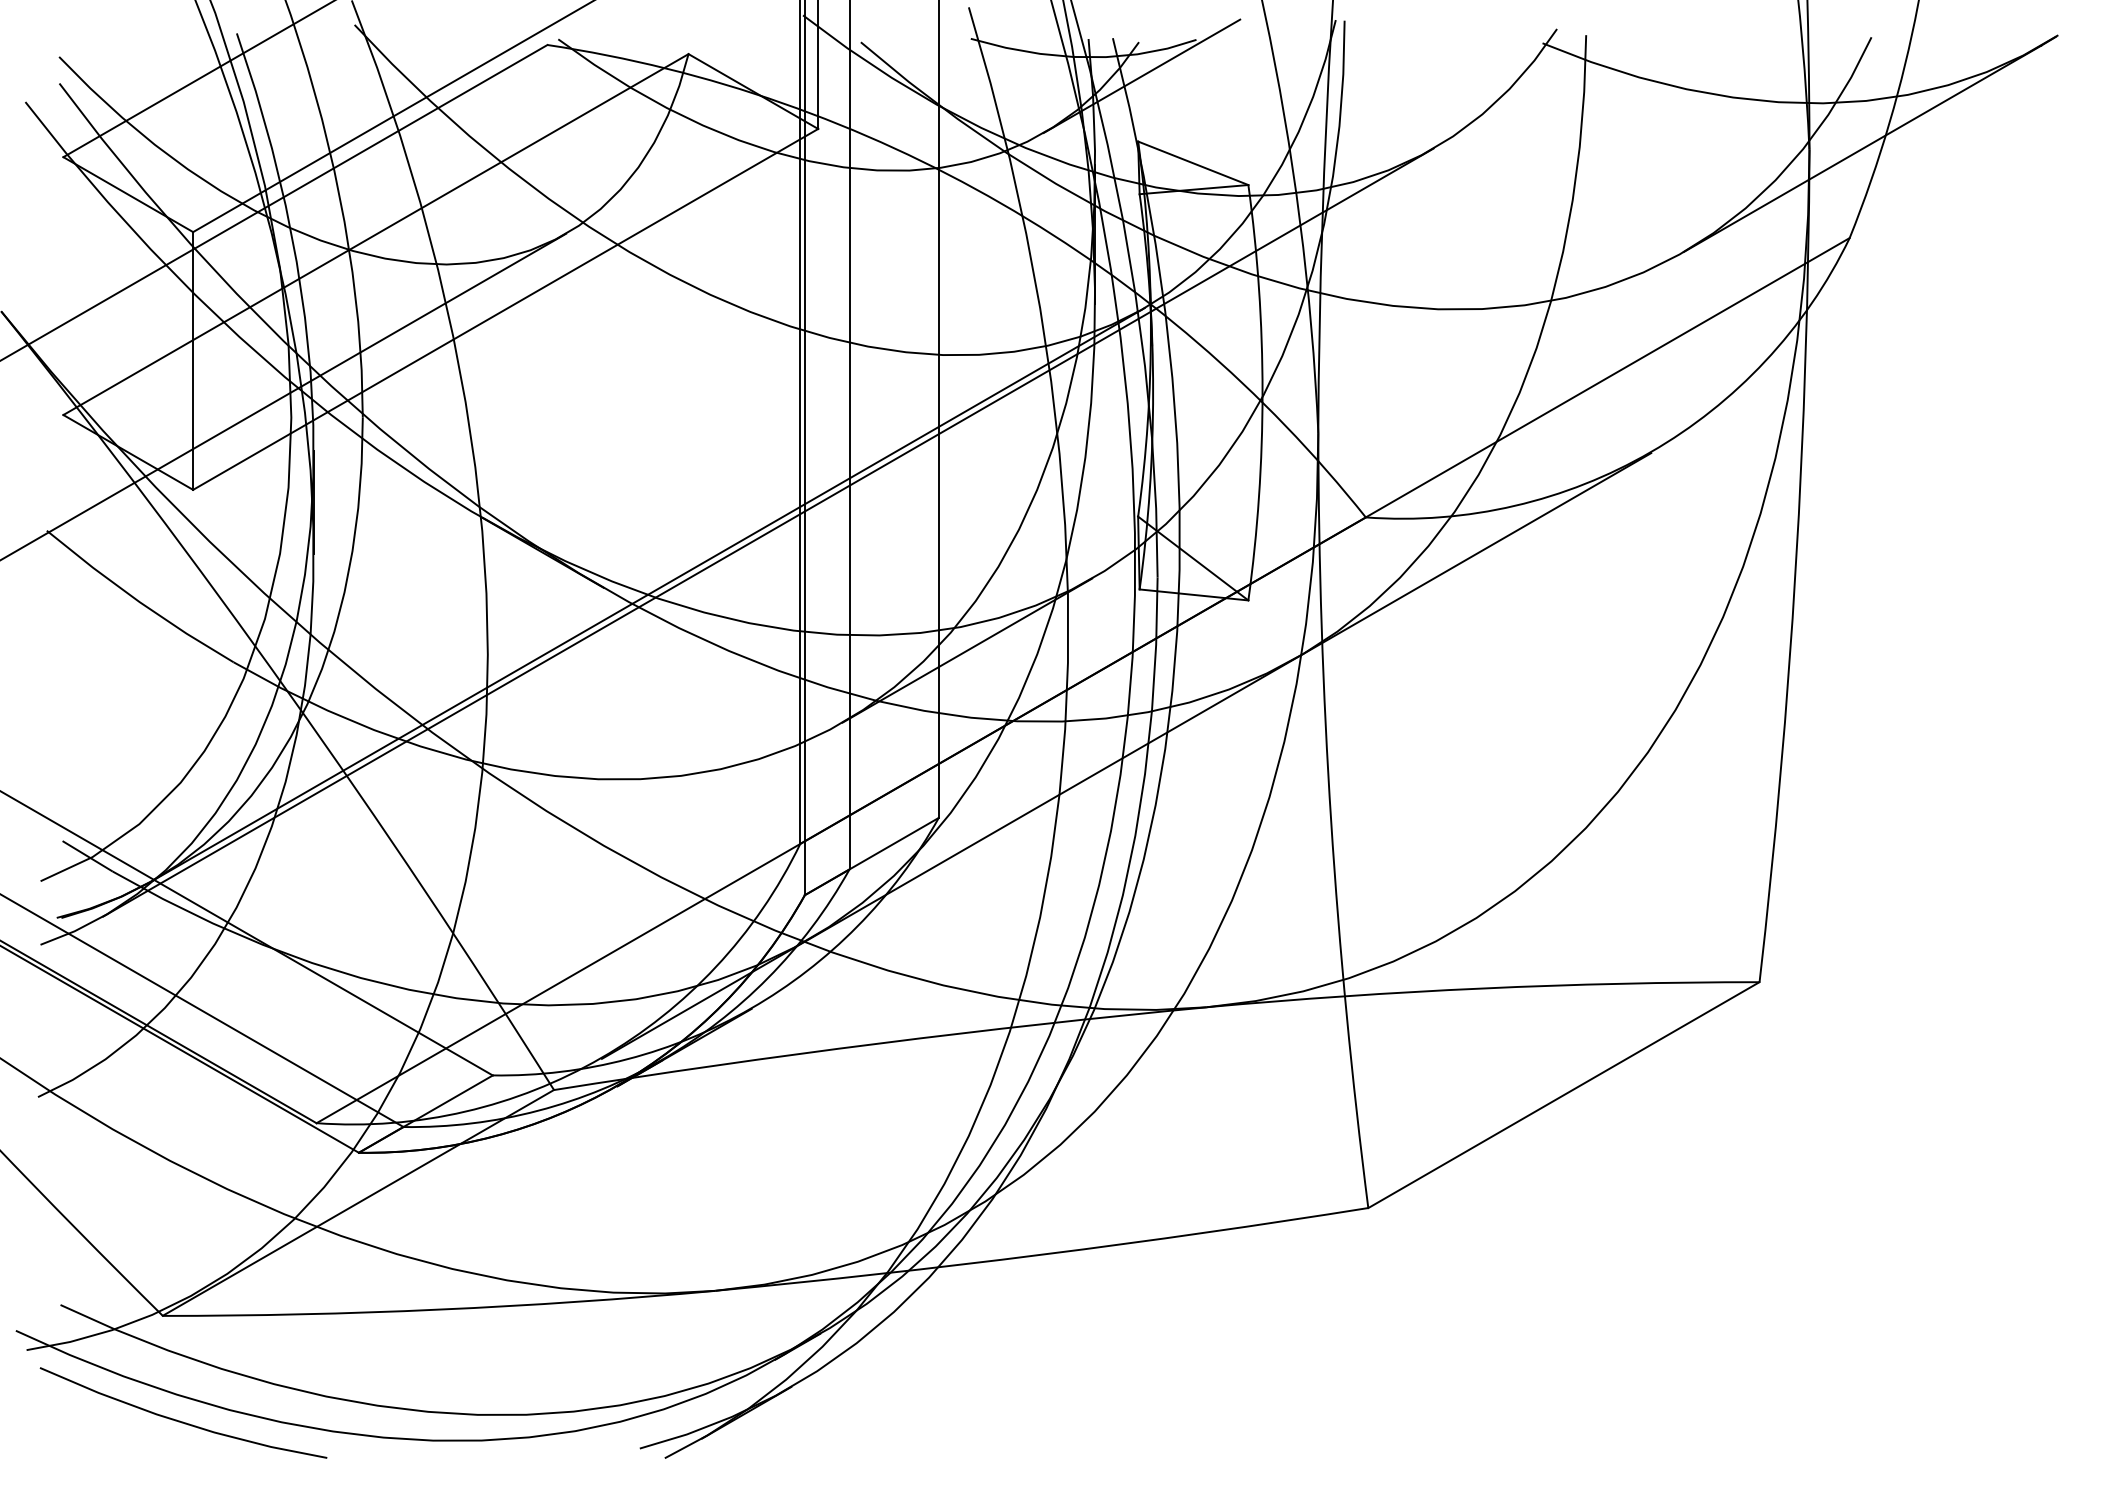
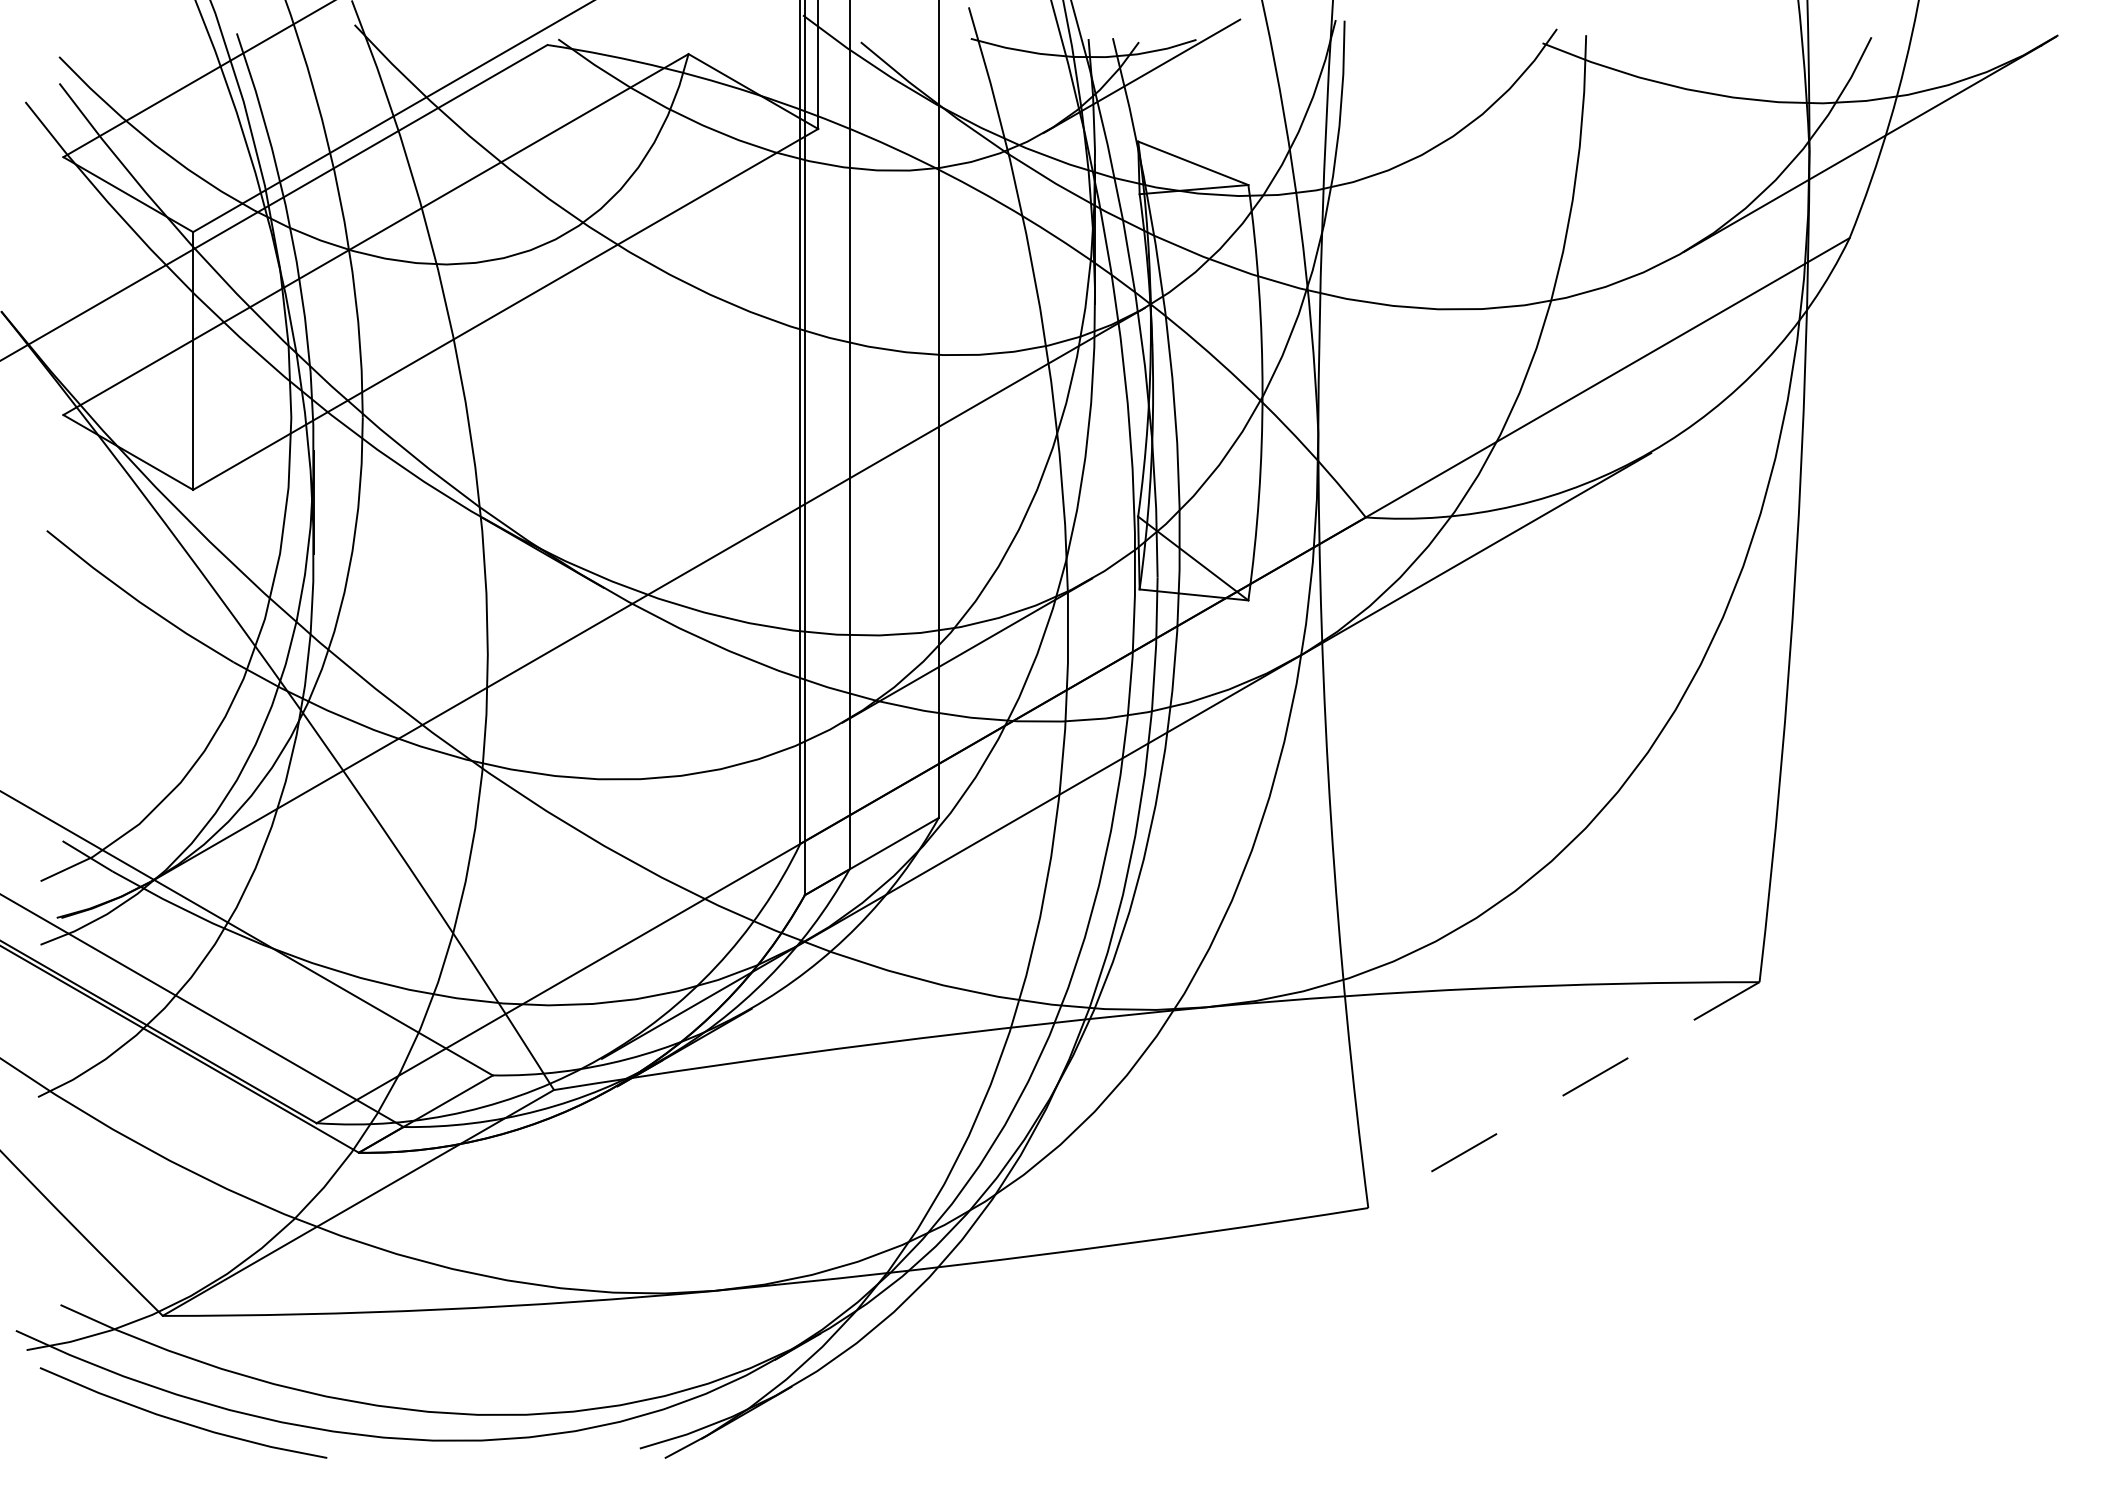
line: present -> none (284, 396)
line: present -> none (768, 532)
line: solid -> dashed (1563, 1095)
